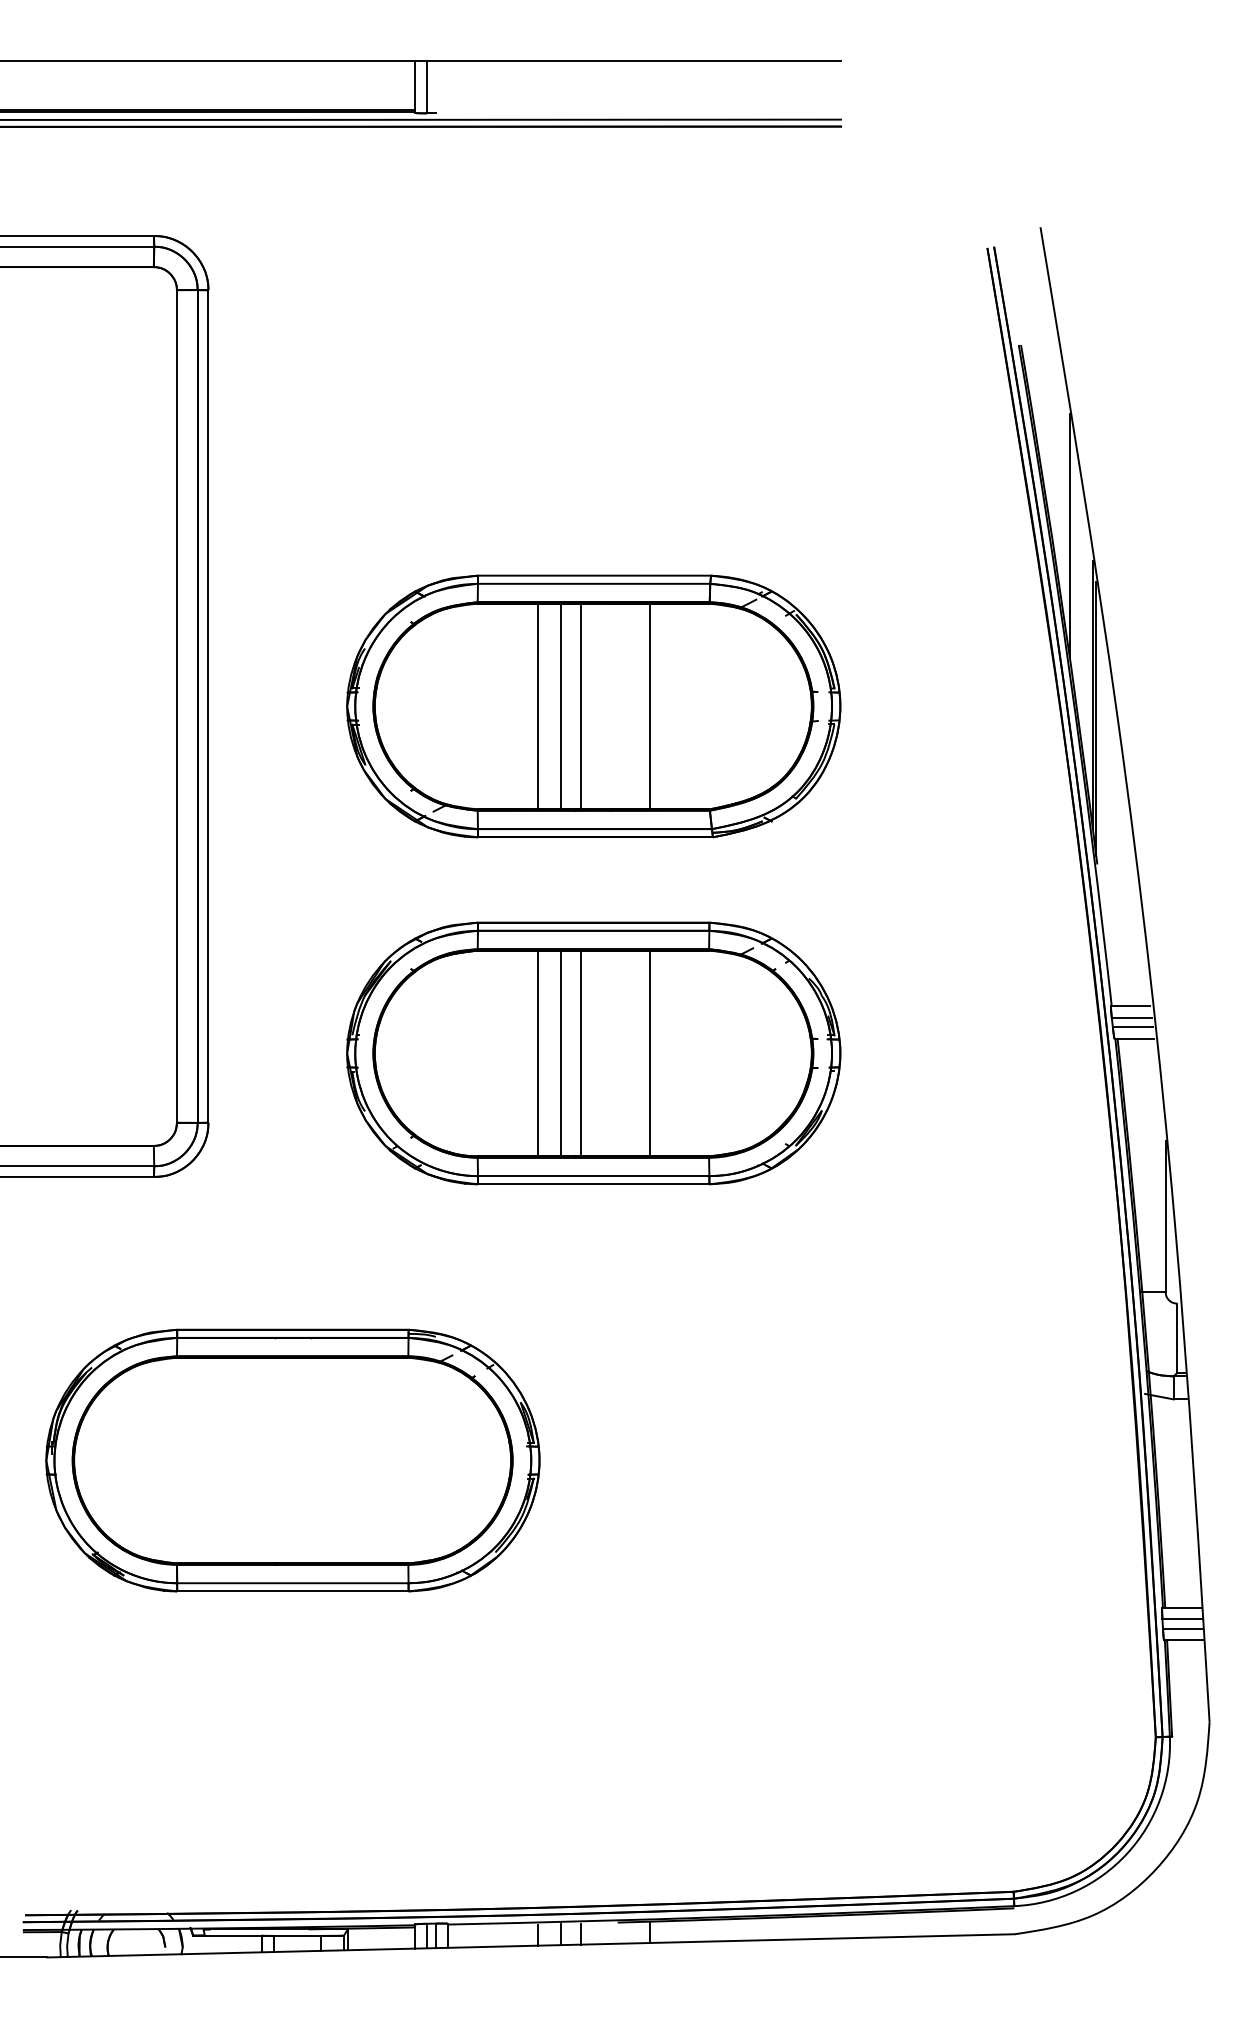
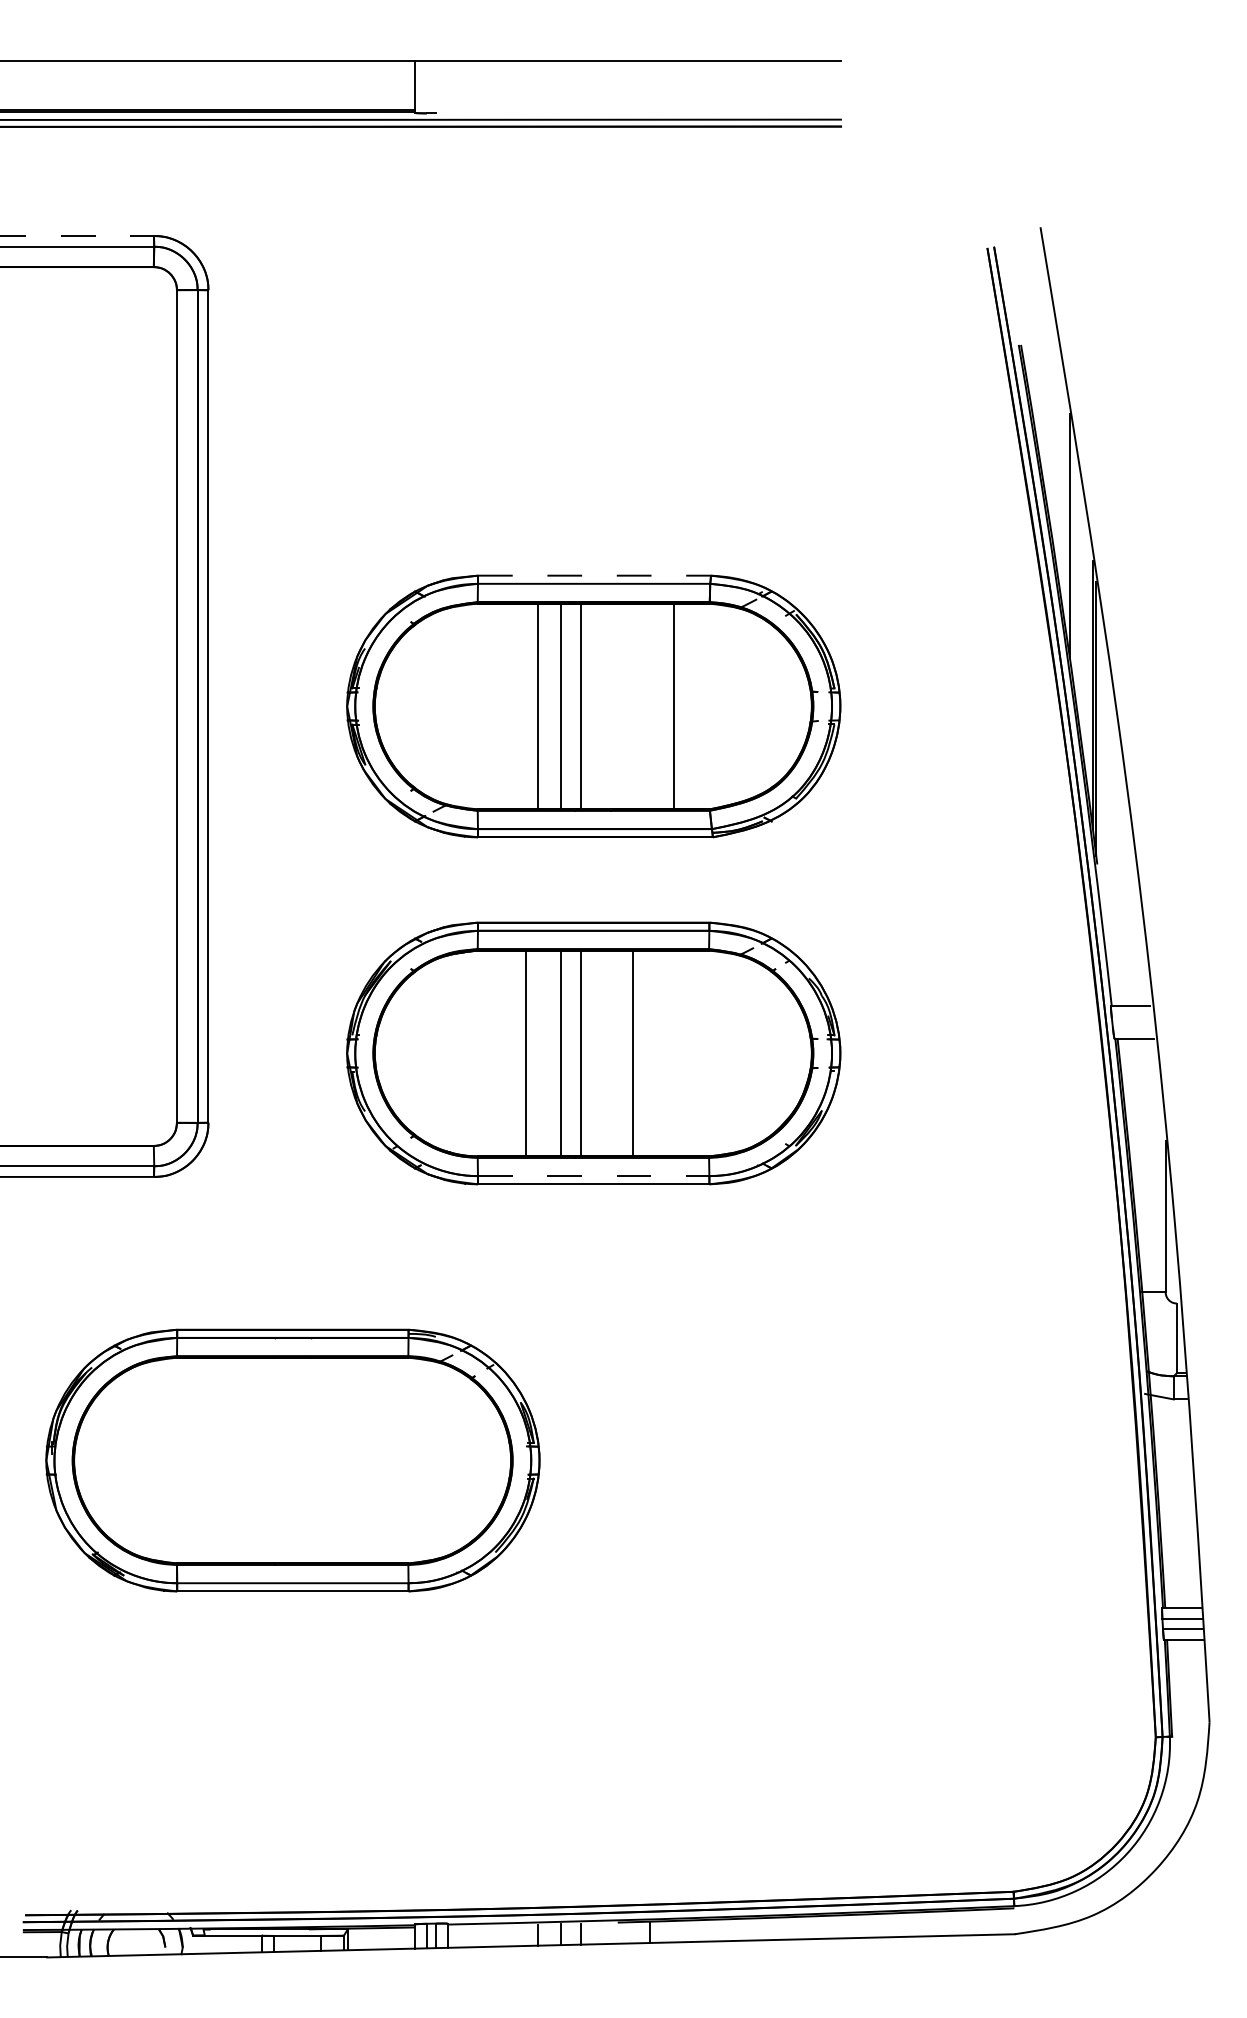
line: present -> none (426, 86)
line: solid -> dashed (77, 236)
line: solid -> dashed (594, 575)
line position: (650, 706) -> (674, 706) (674, 706)
line: present -> none (1131, 1018)
line: present -> none (1132, 1027)
line position: (538, 1053) -> (526, 1053) (526, 1053)
line position: (650, 1053) -> (633, 1053) (633, 1053)
line: solid -> dashed (593, 1176)
